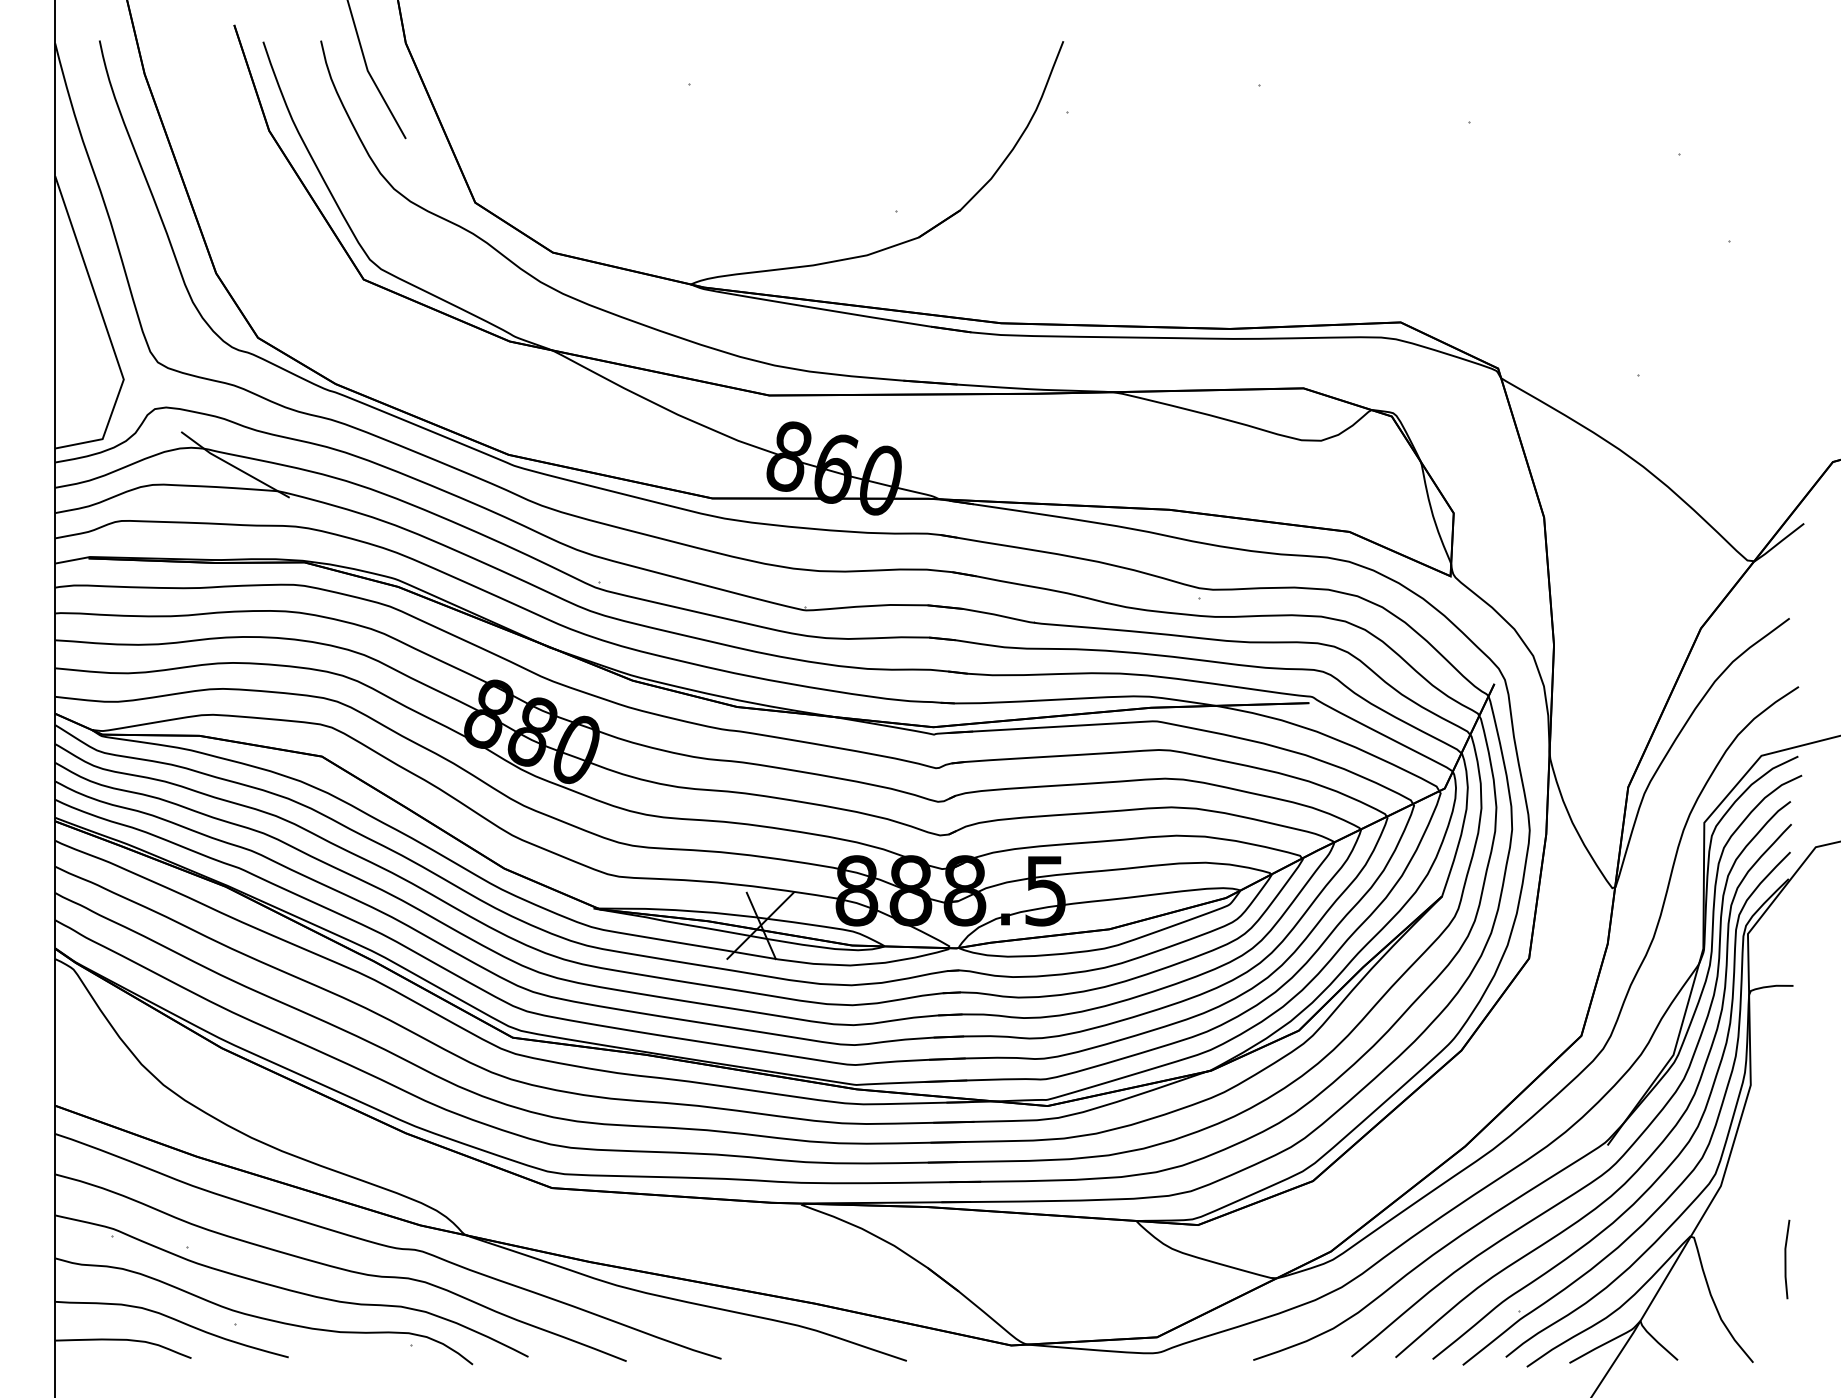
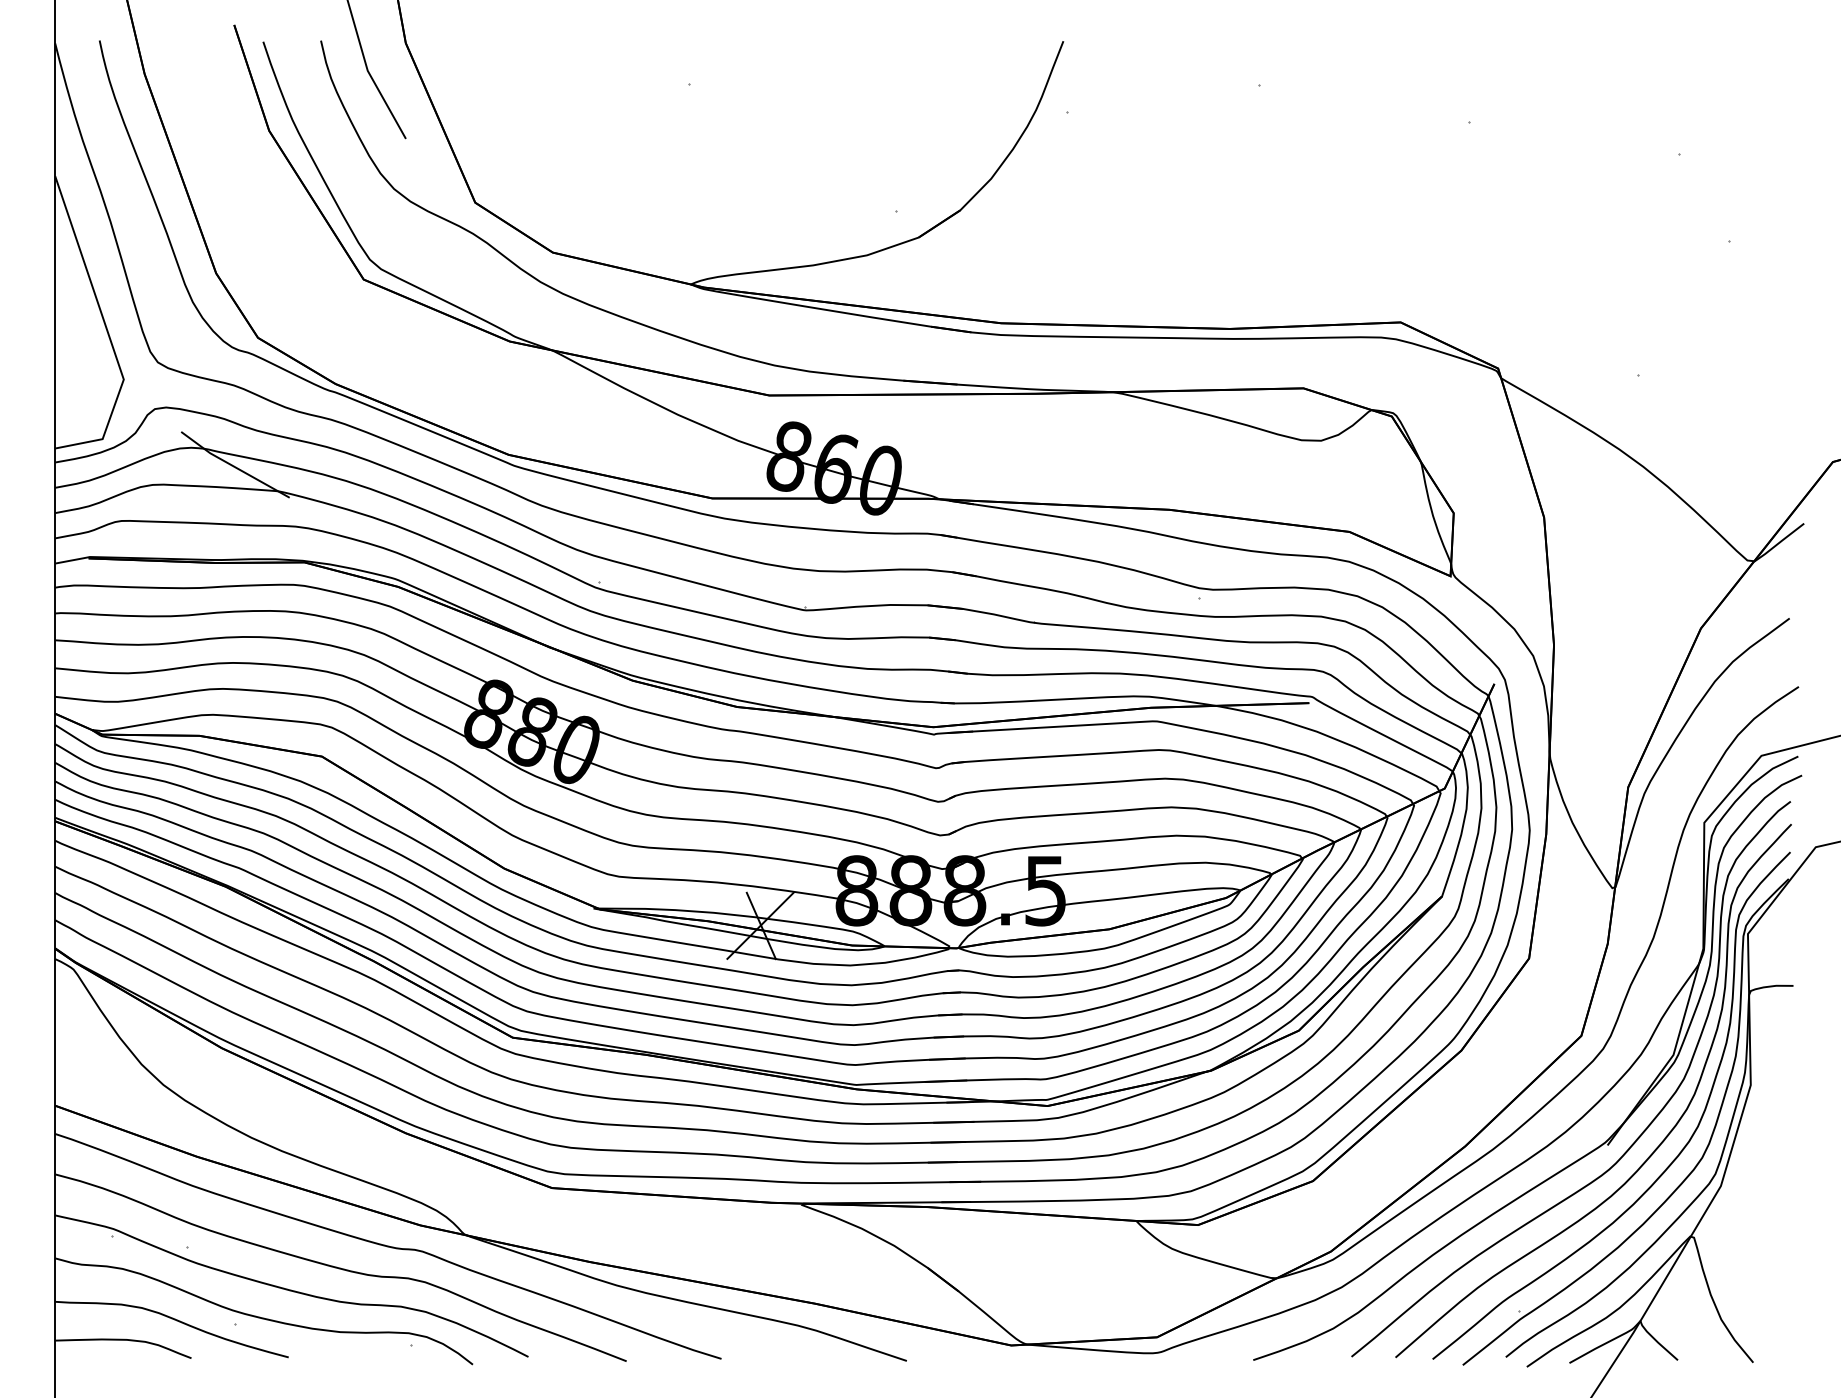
line: present -> none (1786, 1259)
